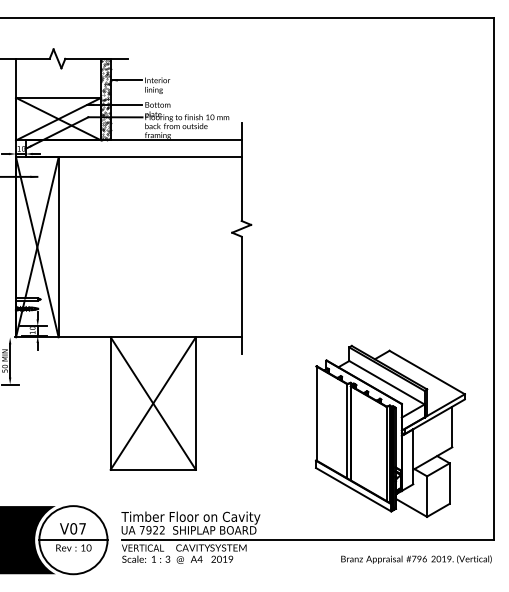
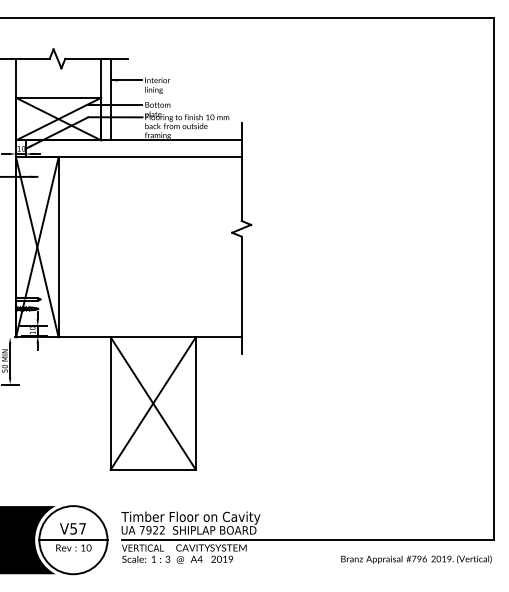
hatch: present -> none (105, 99)
part: present -> none (390, 430)
text: V07 -> V57 (73, 528)
